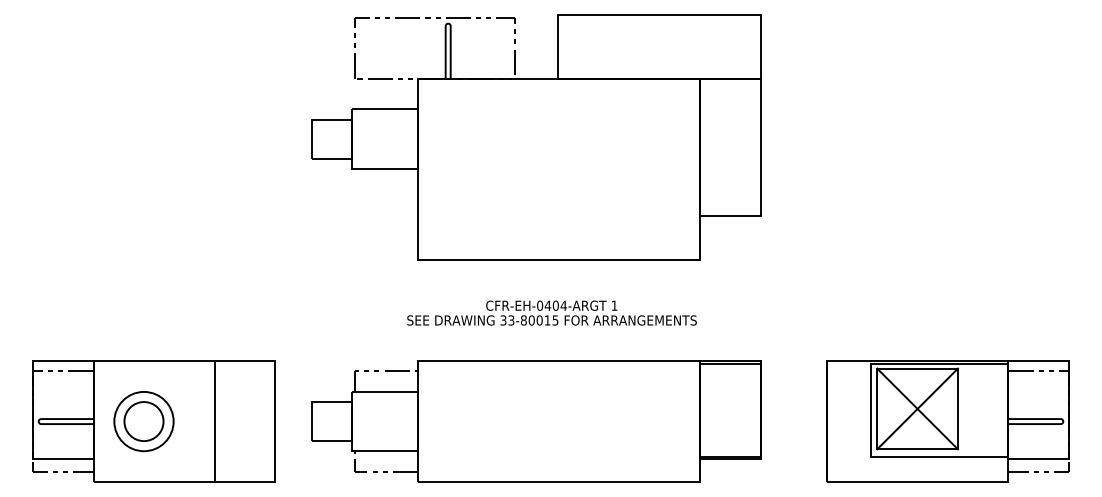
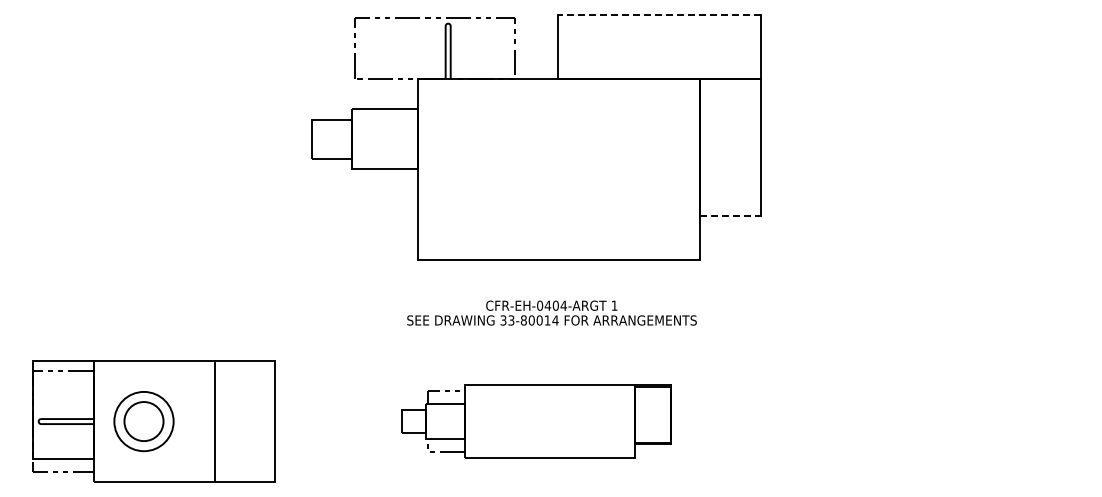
line: solid -> dashed (659, 14)
line: solid -> dashed (731, 215)
text: 33-80015 -> 33-80014 (555, 320)
part size: 451x123 px -> 271x75 px (536, 421)
part: present -> none (947, 421)
